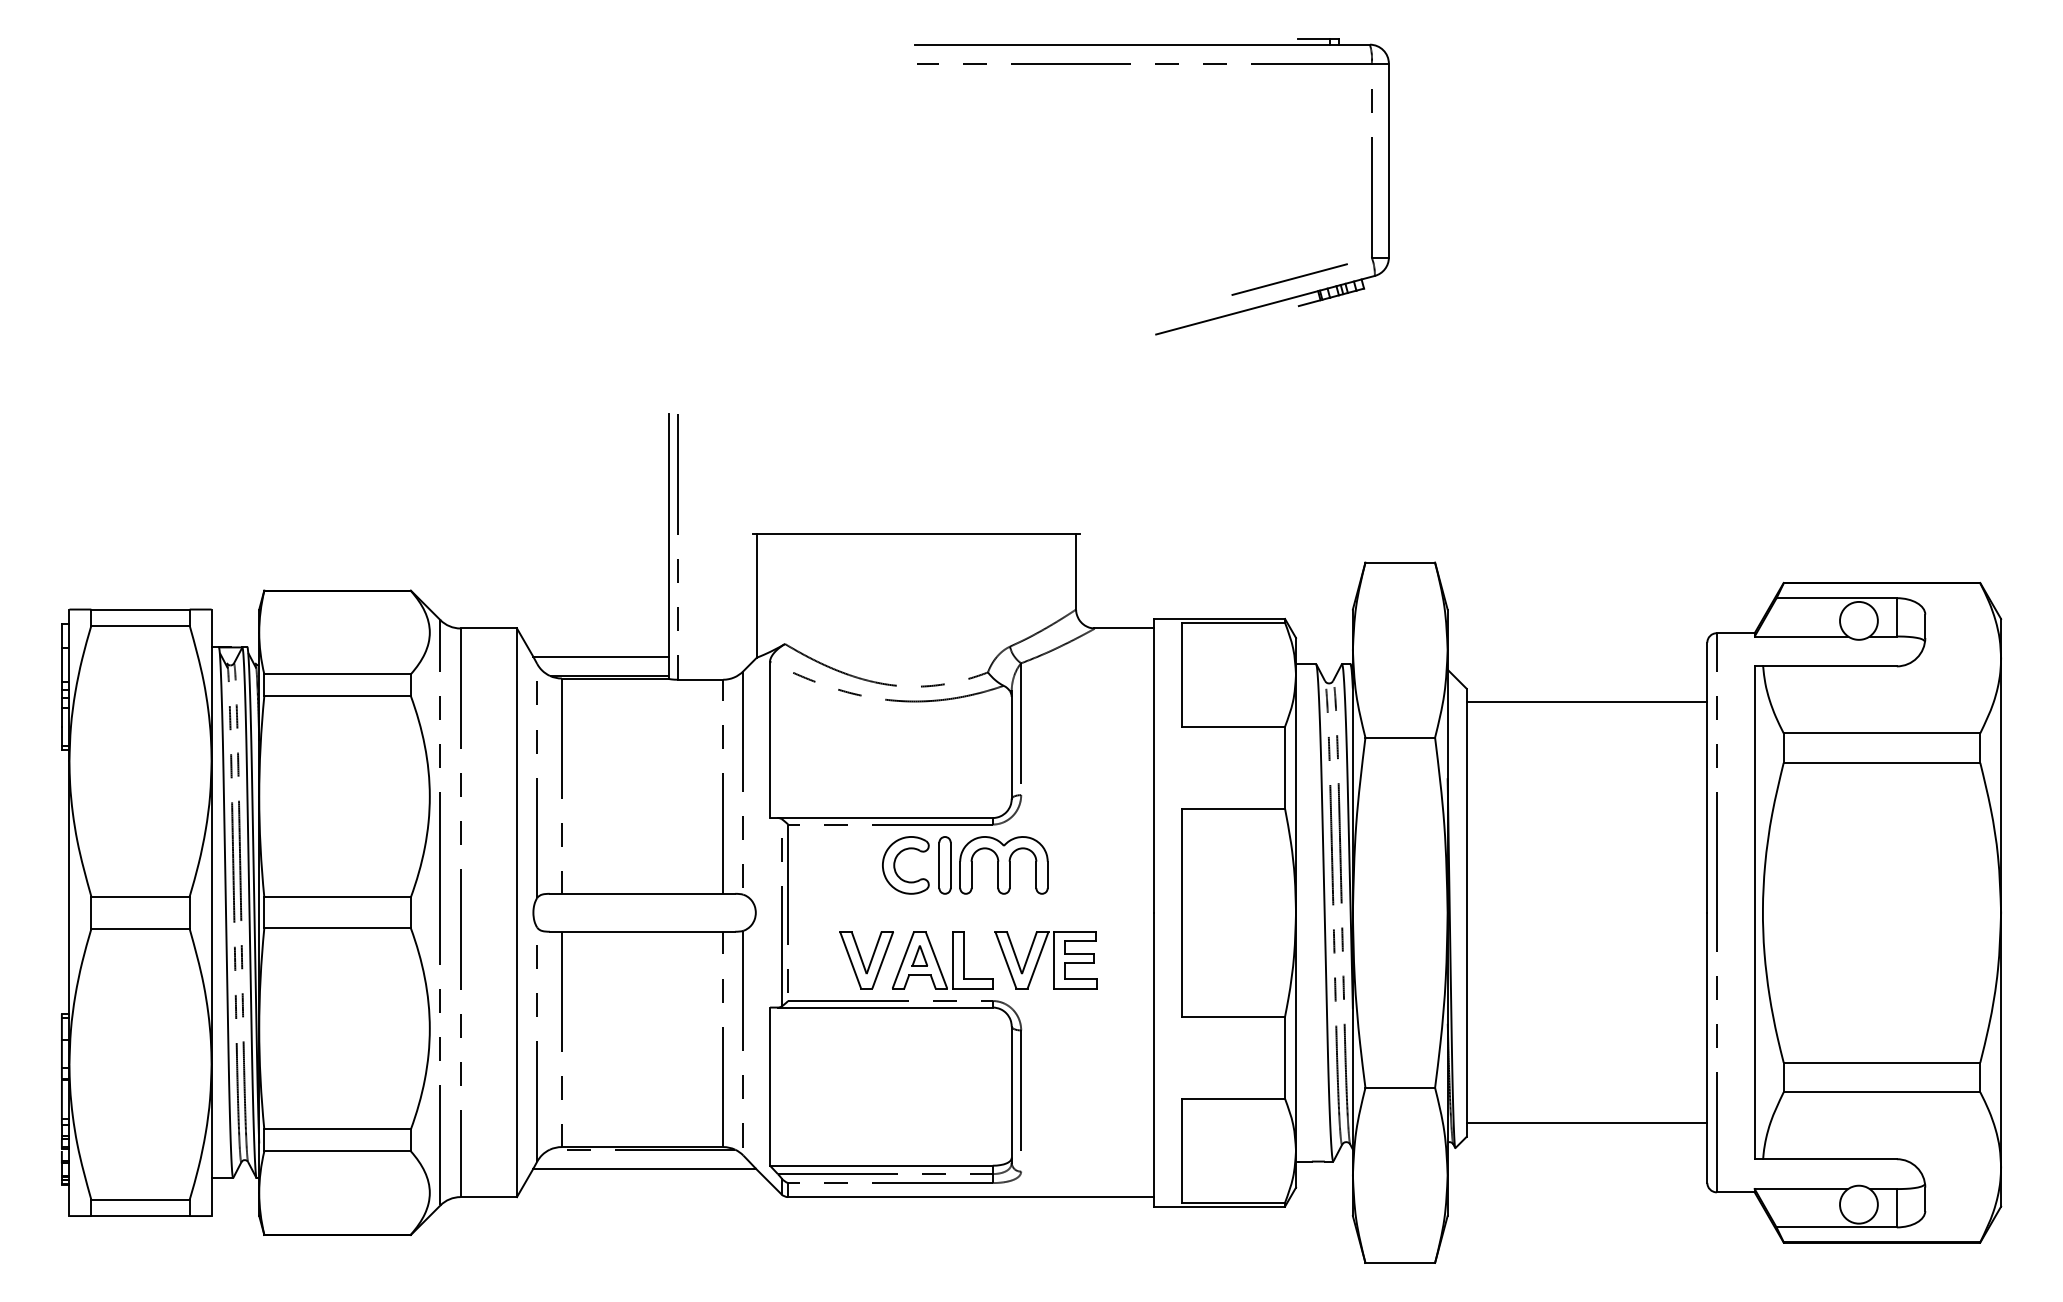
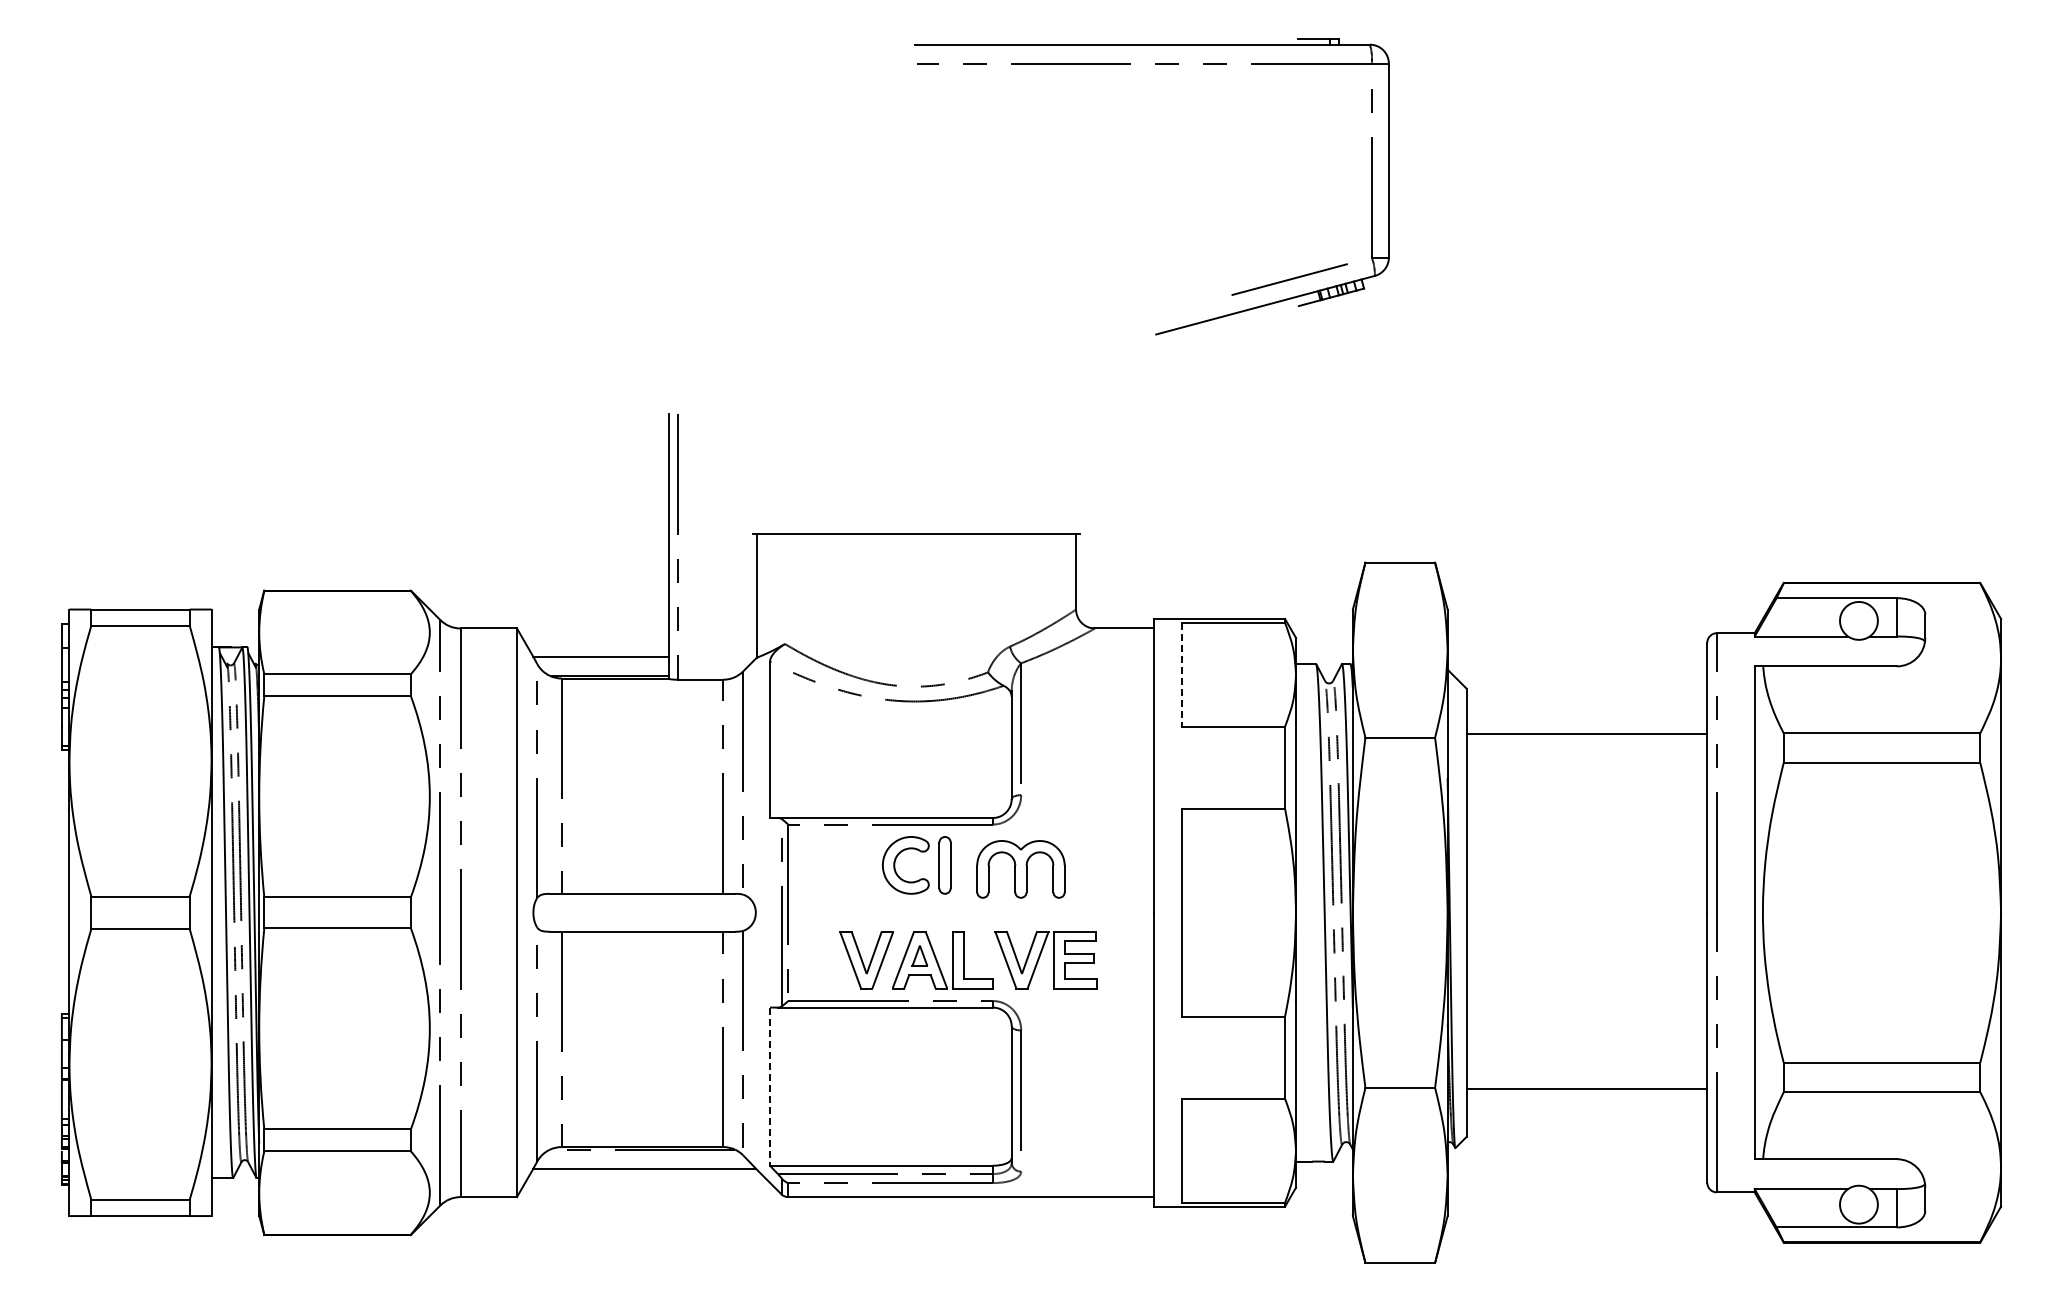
line: solid -> dashed (1182, 674)
line position: (1586, 702) -> (1586, 734) (1586, 734)
part position: (1003, 865) -> (1020, 869) (1020, 869)
line: solid -> dashed (770, 1087)
line position: (1586, 1123) -> (1586, 1089) (1586, 1089)
